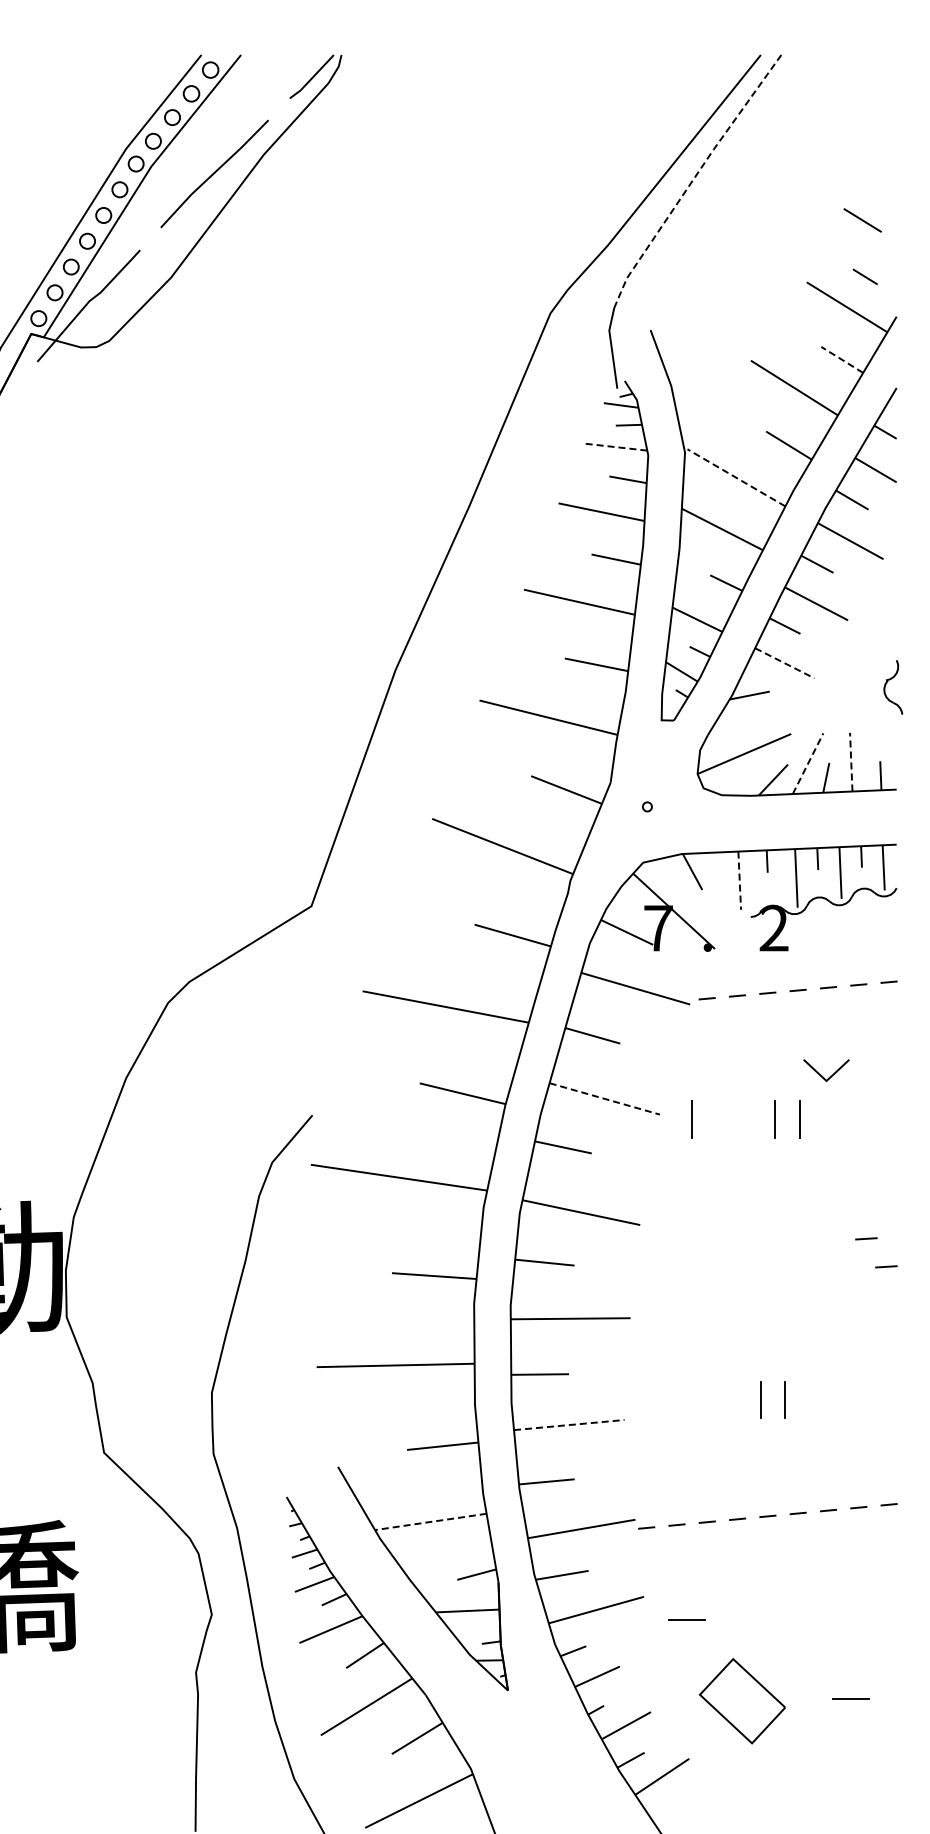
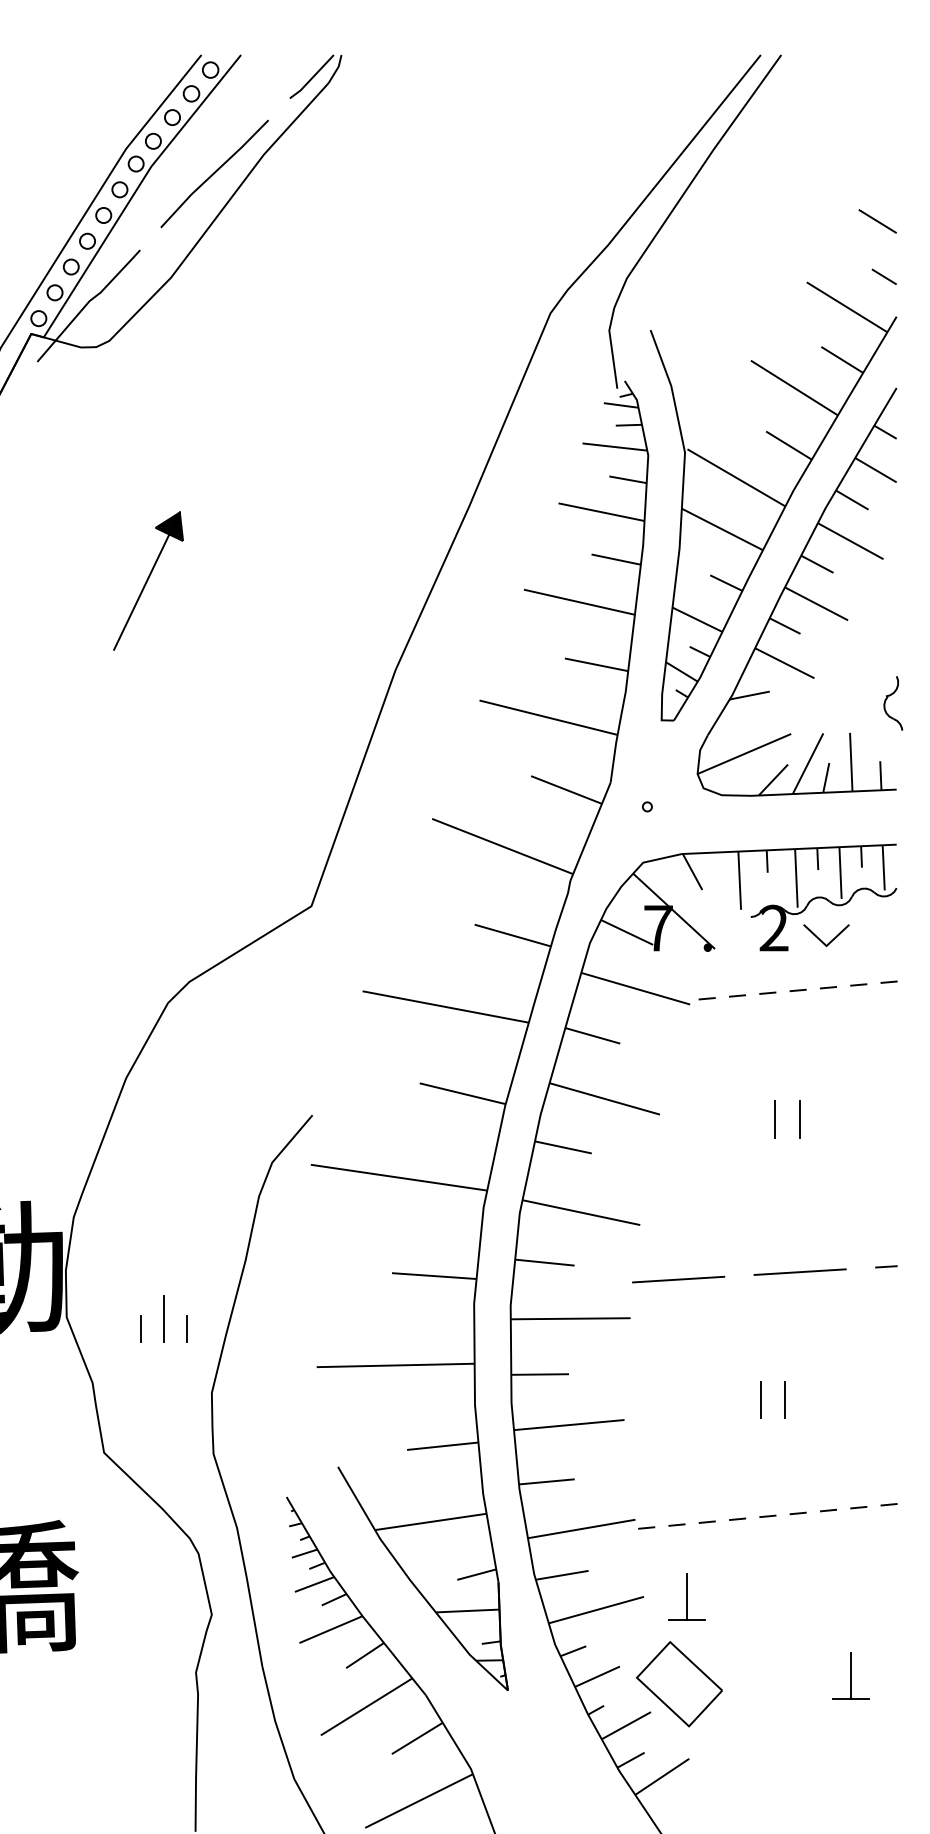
line: dashed -> solid (695, 176)
line position: (862, 220) -> (877, 221) (877, 221)
line position: (864, 276) -> (883, 276) (883, 276)
line: dashed -> solid (842, 359)
line: dashed -> solid (614, 447)
line: dashed -> solid (736, 477)
part: none -> present (148, 580)
line: dashed -> solid (785, 663)
part position: (887, 683) -> (887, 699) (887, 699)
line: dashed -> solid (851, 761)
line: dashed -> solid (808, 763)
line: dashed -> solid (739, 881)
line position: (822, 1075) -> (822, 940) (822, 940)
line: dashed -> solid (605, 1099)
line: present -> none (691, 1119)
line: present -> none (866, 1238)
line: none -> present (799, 1271)
line: none -> present (678, 1279)
line: none -> present (164, 1319)
line: none -> present (141, 1329)
line: none -> present (186, 1329)
line: dashed -> solid (569, 1425)
line: dashed -> solid (430, 1522)
line: none -> present (687, 1596)
line: none -> present (850, 1675)
part position: (741, 1701) -> (678, 1684) (678, 1684)
